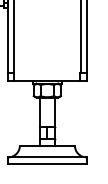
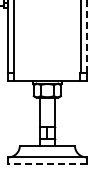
line: solid -> dashed (86, 36)
line: solid -> dashed (46, 163)
